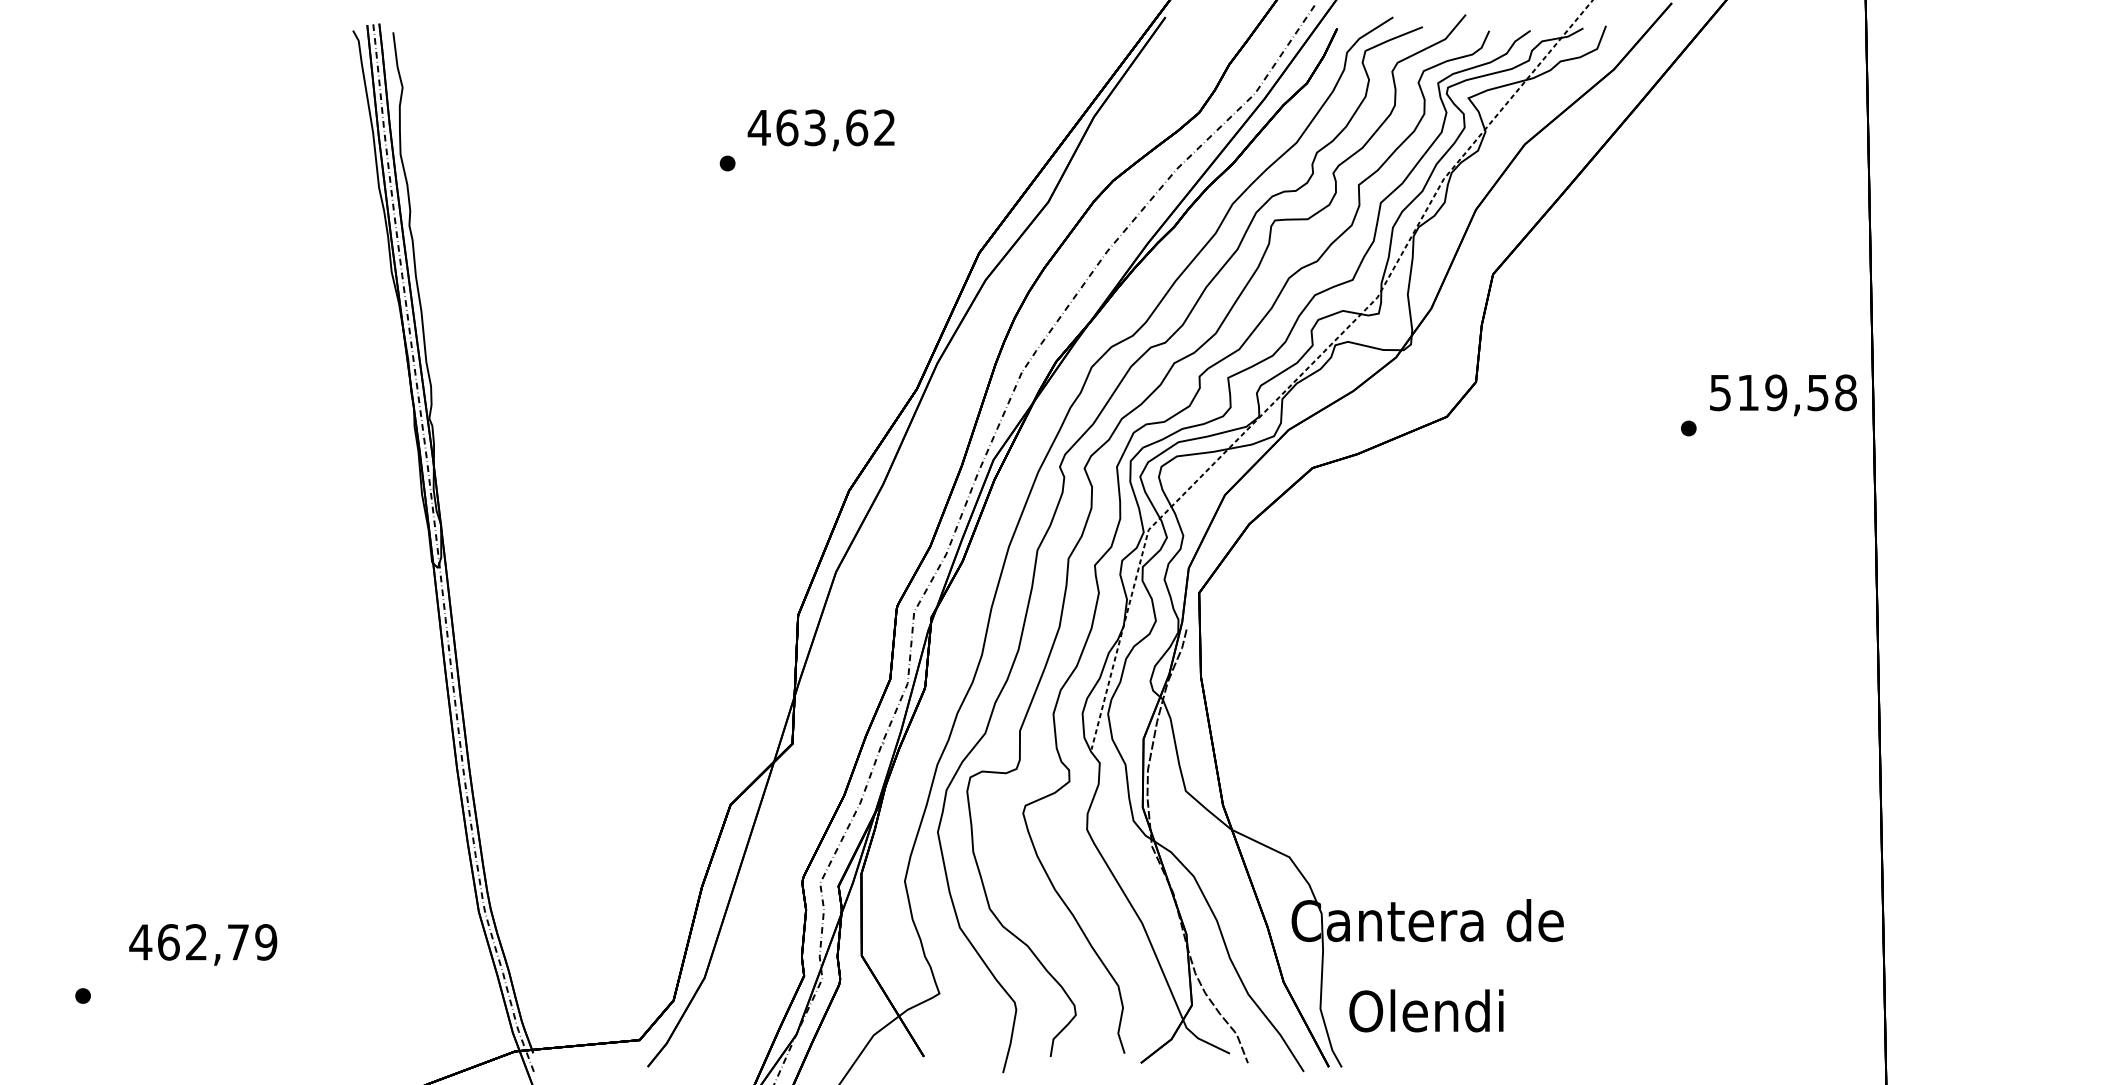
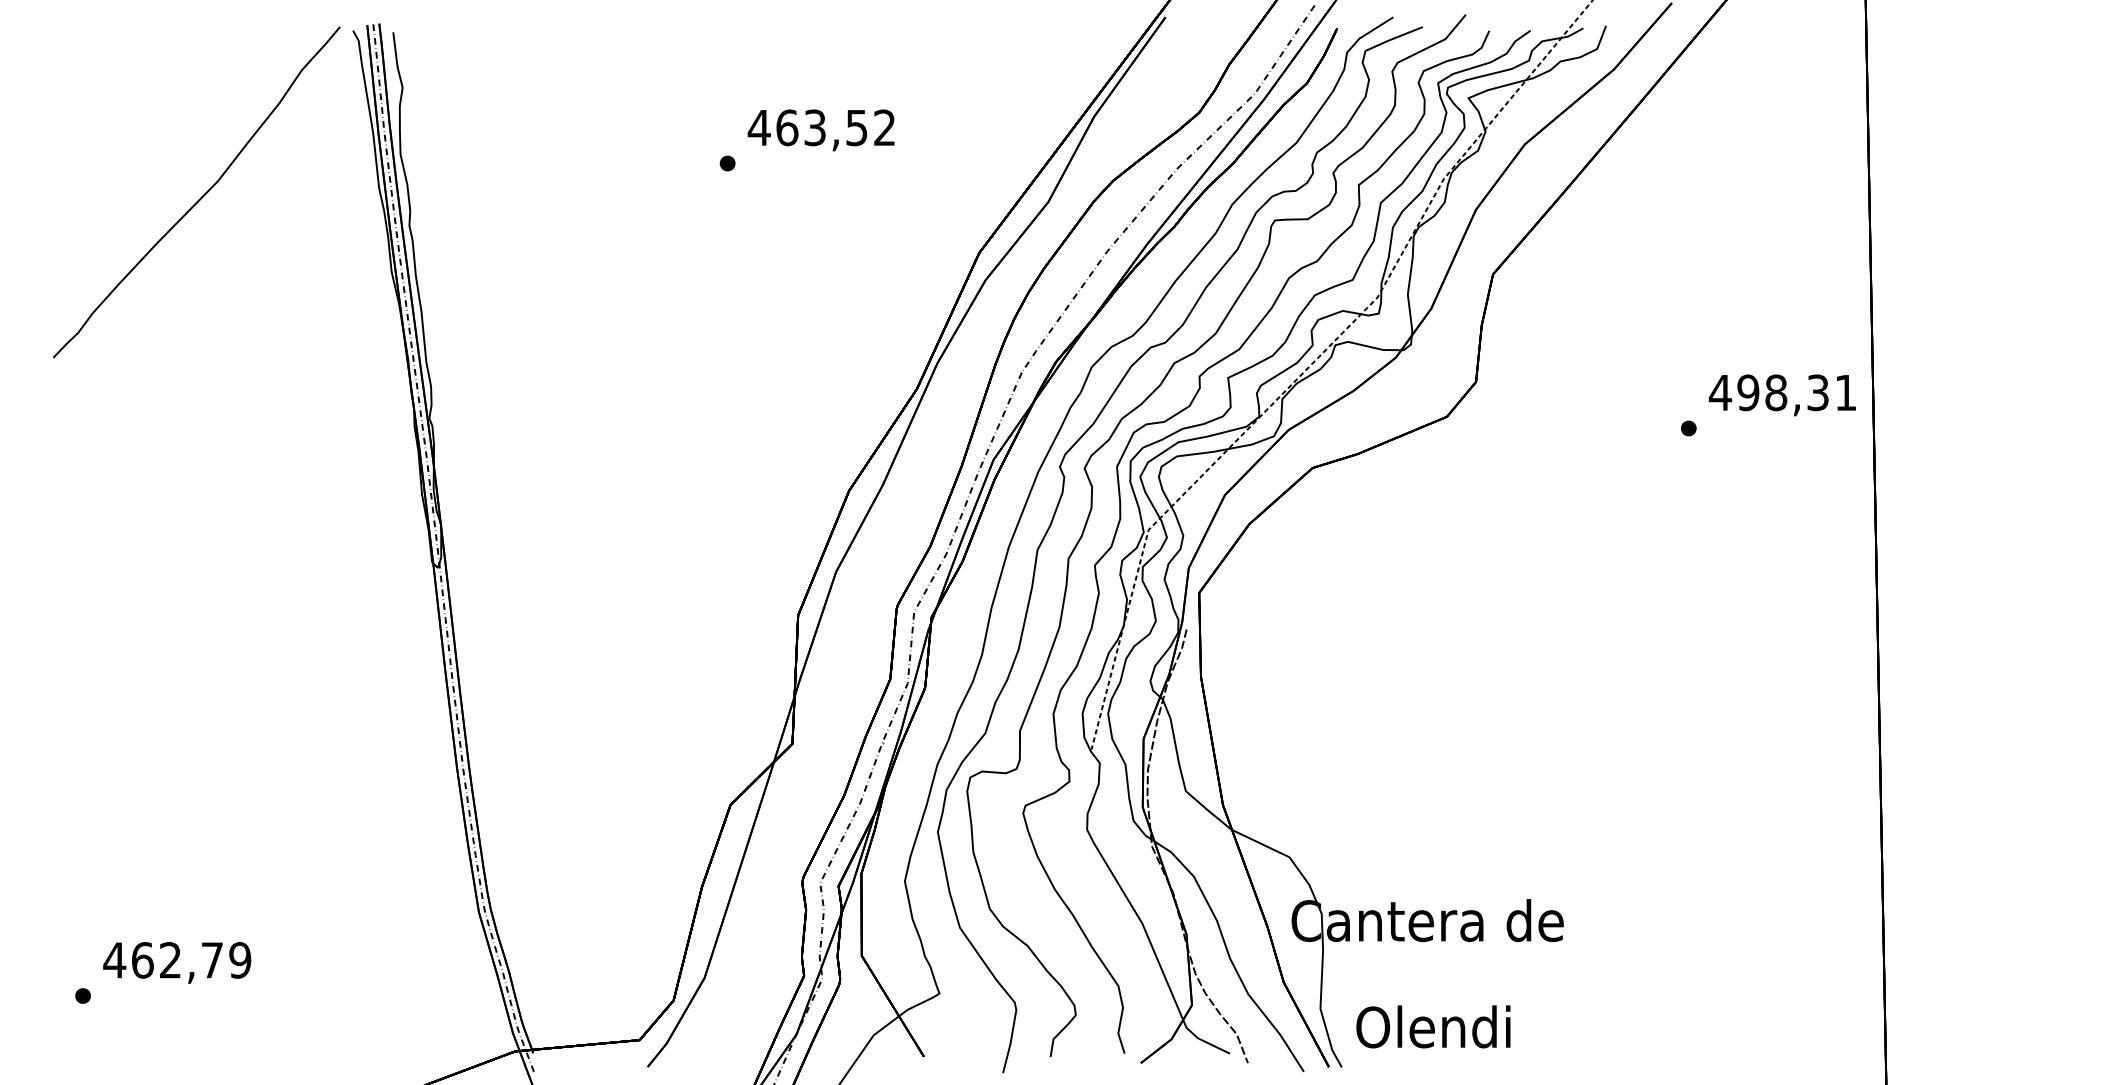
text: 463,62 -> 463,52 (857, 127)
curve: none -> present (201, 196)
text: 519,58 -> 498,31 (1782, 392)
text position: (203, 944) -> (177, 962) (177, 962)
text position: (1426, 1010) -> (1433, 1026) (1433, 1026)
